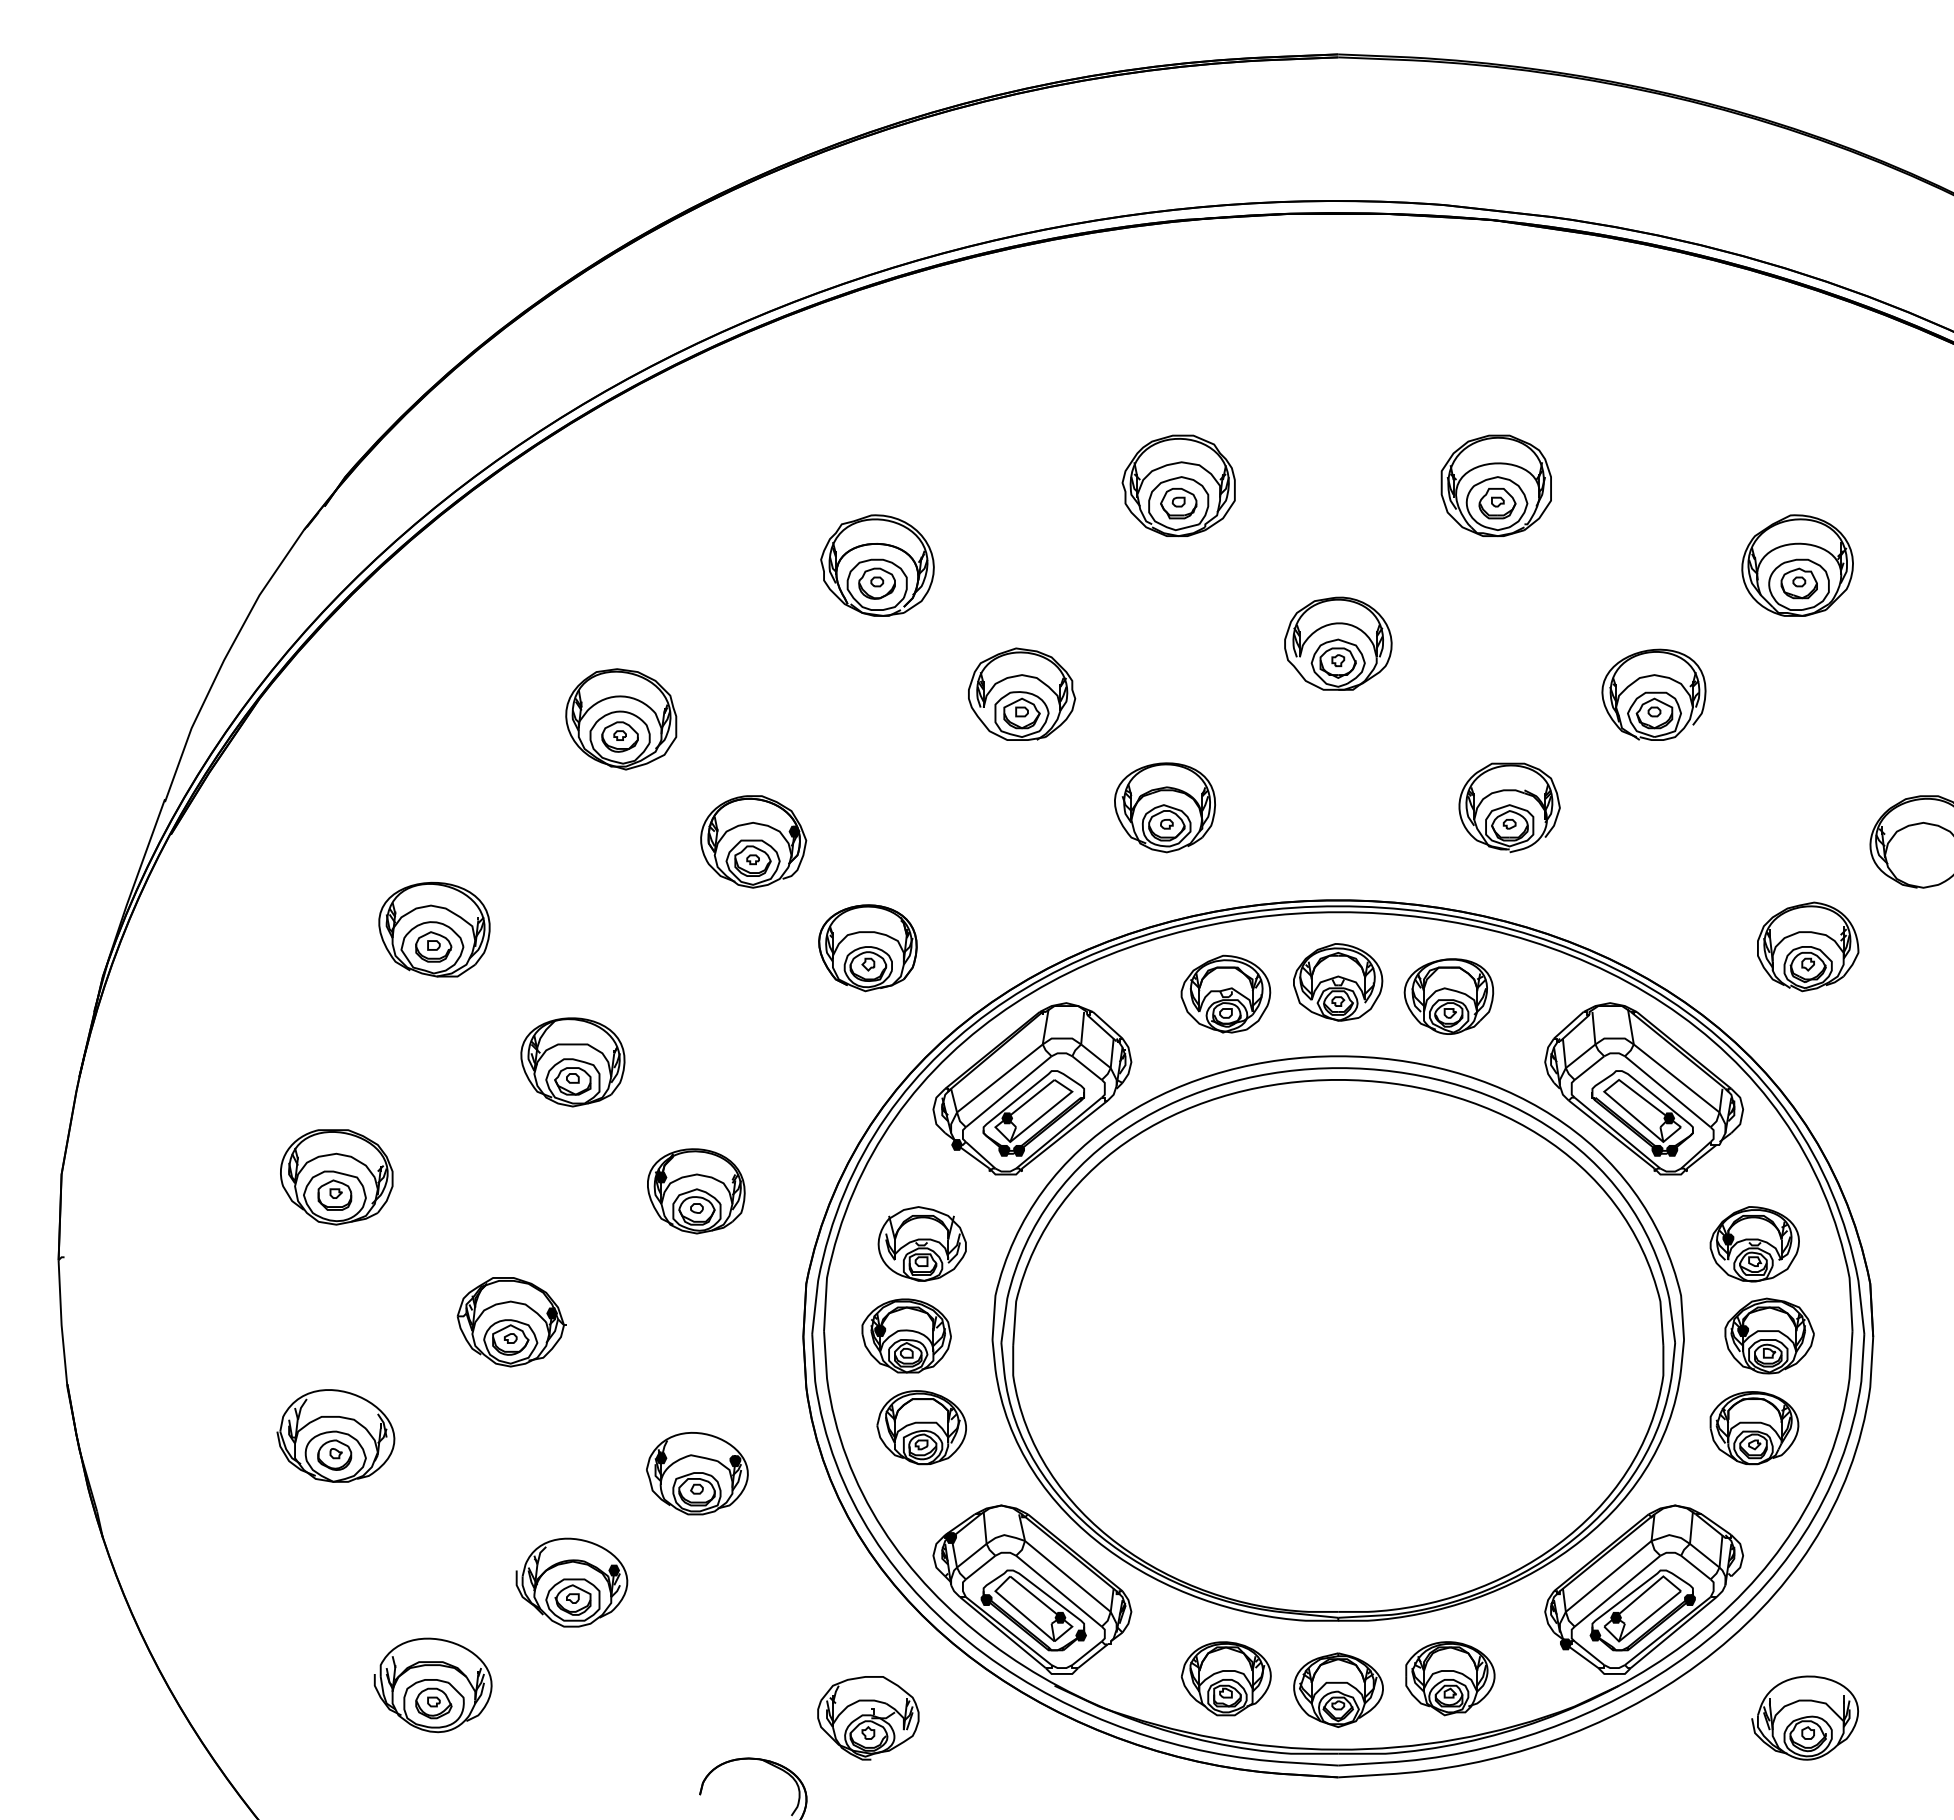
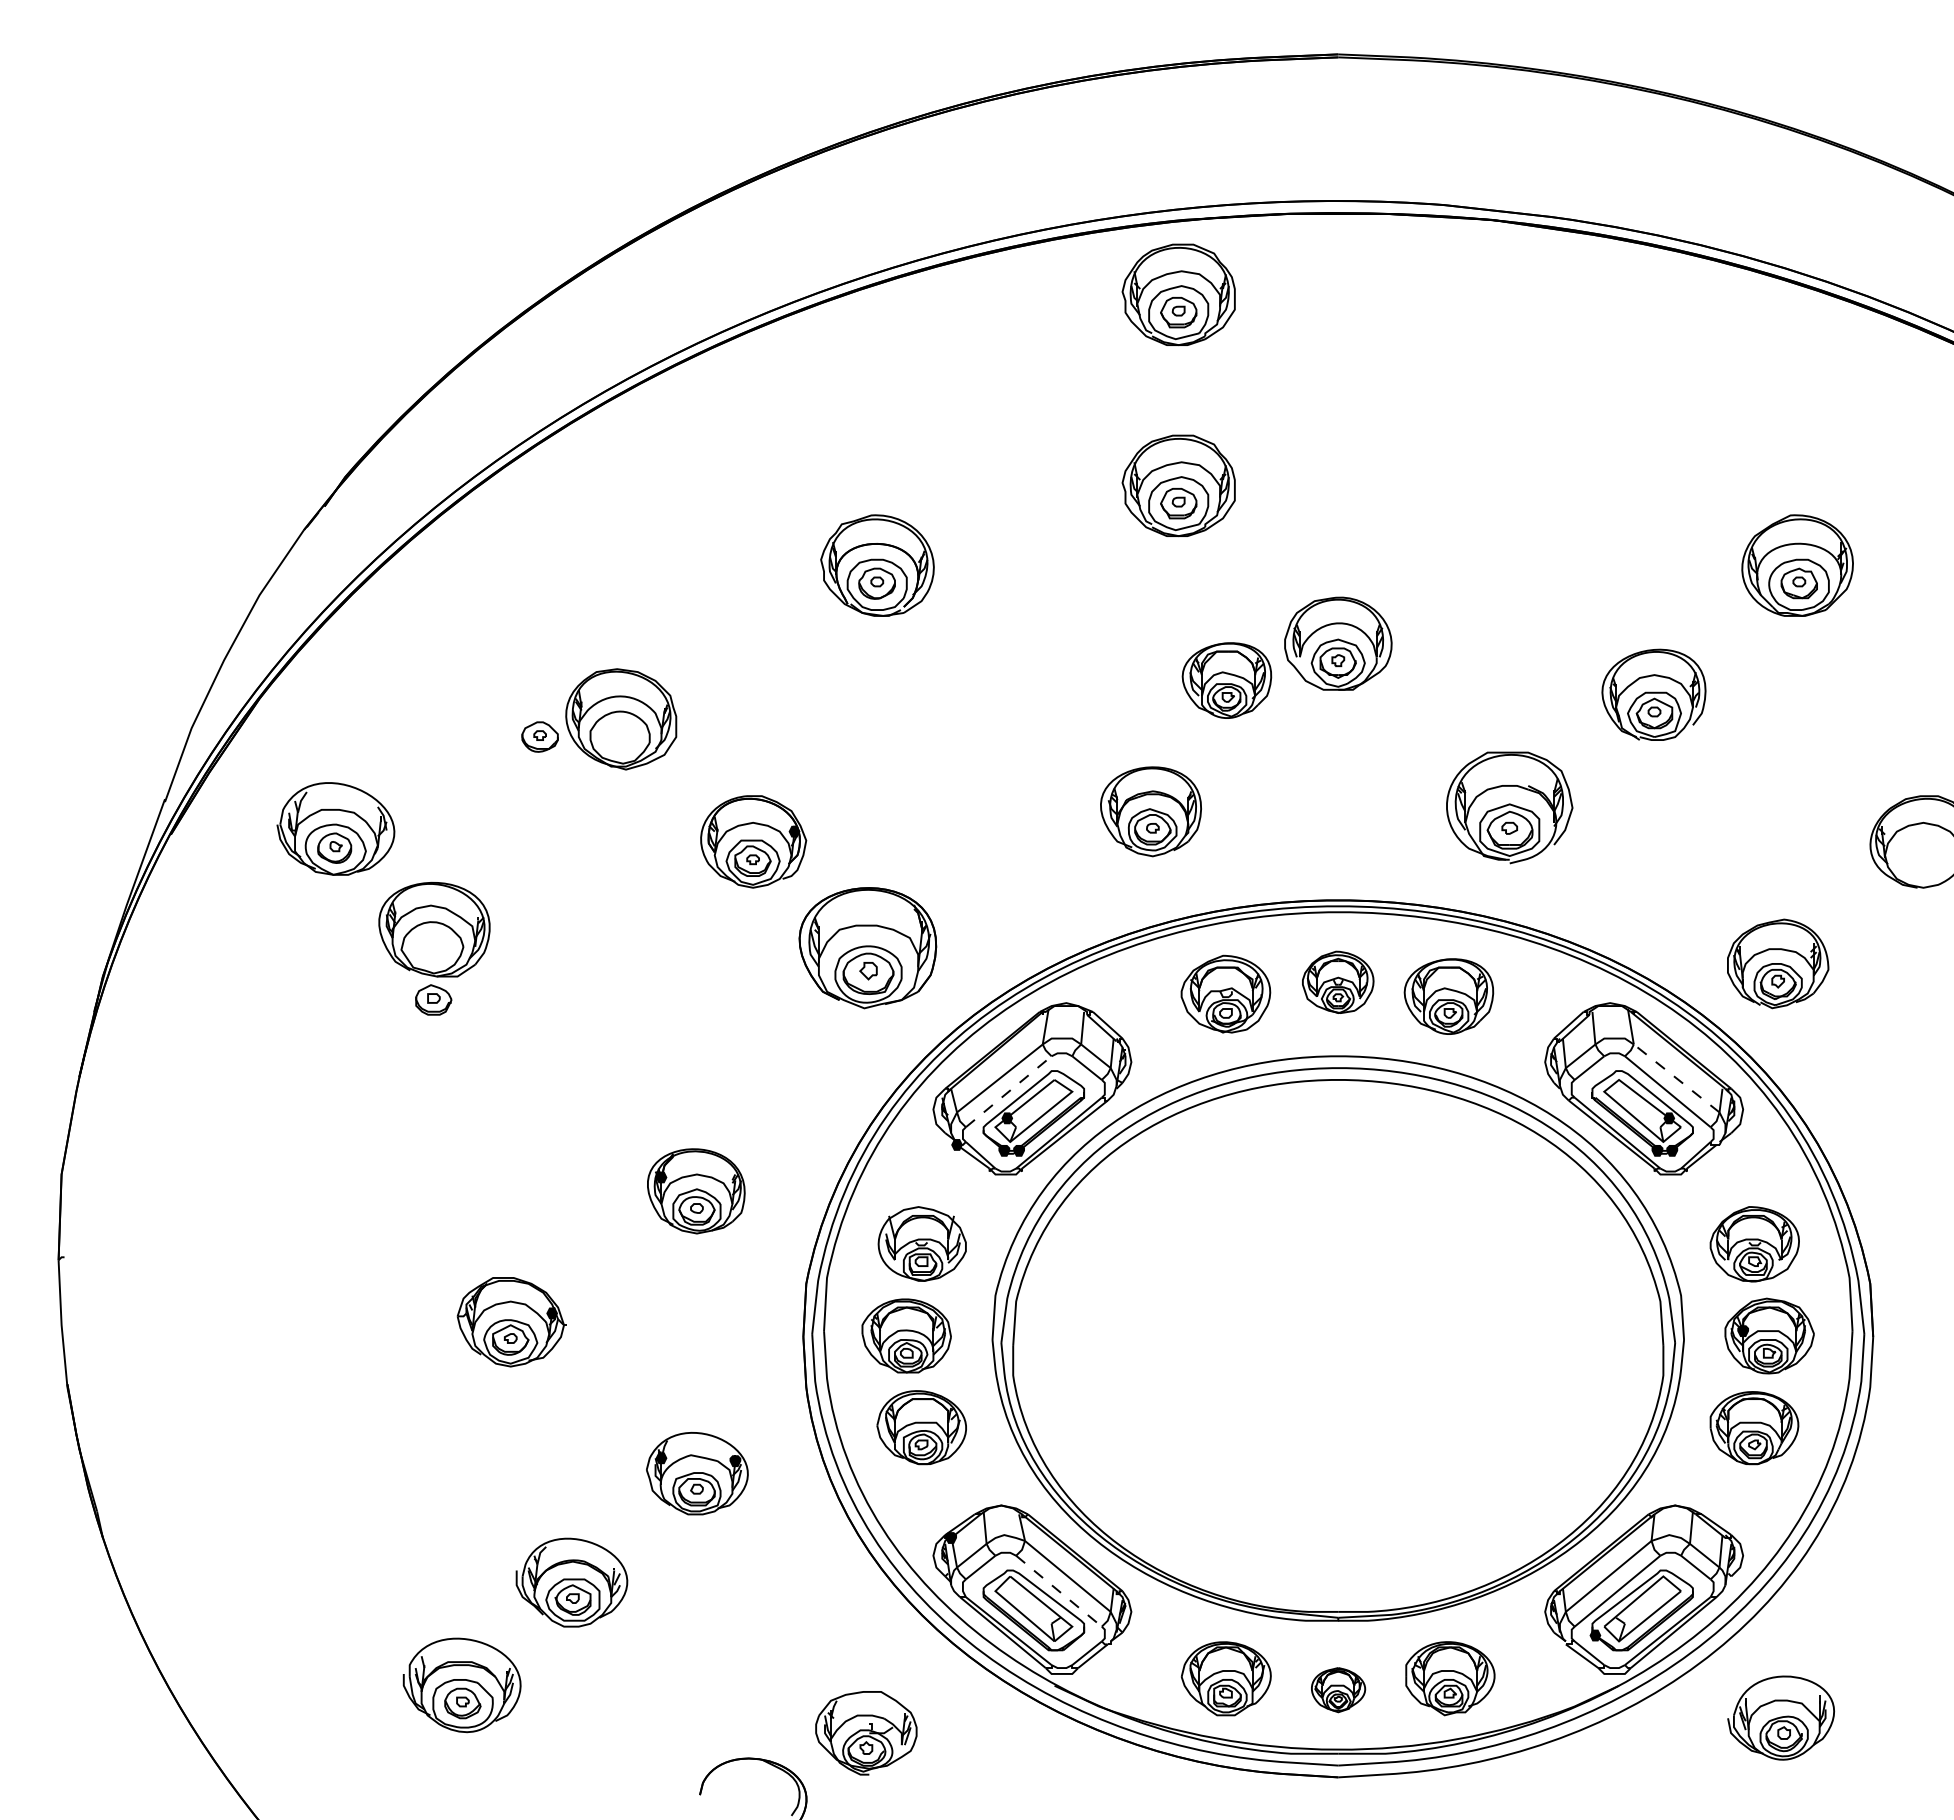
part: none -> present (1178, 294)
part: present -> none (1495, 485)
part: none -> present (1226, 680)
part: present -> none (1022, 693)
part position: (619, 736) -> (539, 736) (539, 736)
part position: (1164, 807) -> (1150, 811) (1150, 811)
part size: 103x92 px -> 128x114 px (1509, 807)
part position: (433, 946) -> (433, 999) (433, 999)
part position: (1808, 946) -> (1778, 963) (1778, 963)
part size: 100x89 px -> 140x123 px (867, 948)
part size: 91x79 px -> 73x64 px (1338, 981)
part: present -> none (572, 1062)
line: solid -> dashed (1676, 1078)
line: solid -> dashed (1008, 1091)
part: present -> none (336, 1177)
fill: present -> none (1728, 1239)
fill: present -> none (880, 1331)
part position: (335, 1435) -> (335, 828) (335, 828)
fill: present -> none (614, 1570)
line: solid -> dashed (1059, 1591)
fill: present -> none (986, 1599)
fill: present -> none (1689, 1599)
fill: present -> none (1060, 1617)
fill: present -> none (1616, 1617)
fill: present -> none (1081, 1635)
fill: present -> none (1565, 1644)
part position: (432, 1685) -> (461, 1685) (461, 1685)
part size: 91x76 px -> 56x47 px (1338, 1690)
part position: (1804, 1717) -> (1780, 1717) (1780, 1717)
part position: (868, 1718) -> (866, 1733) (866, 1733)
